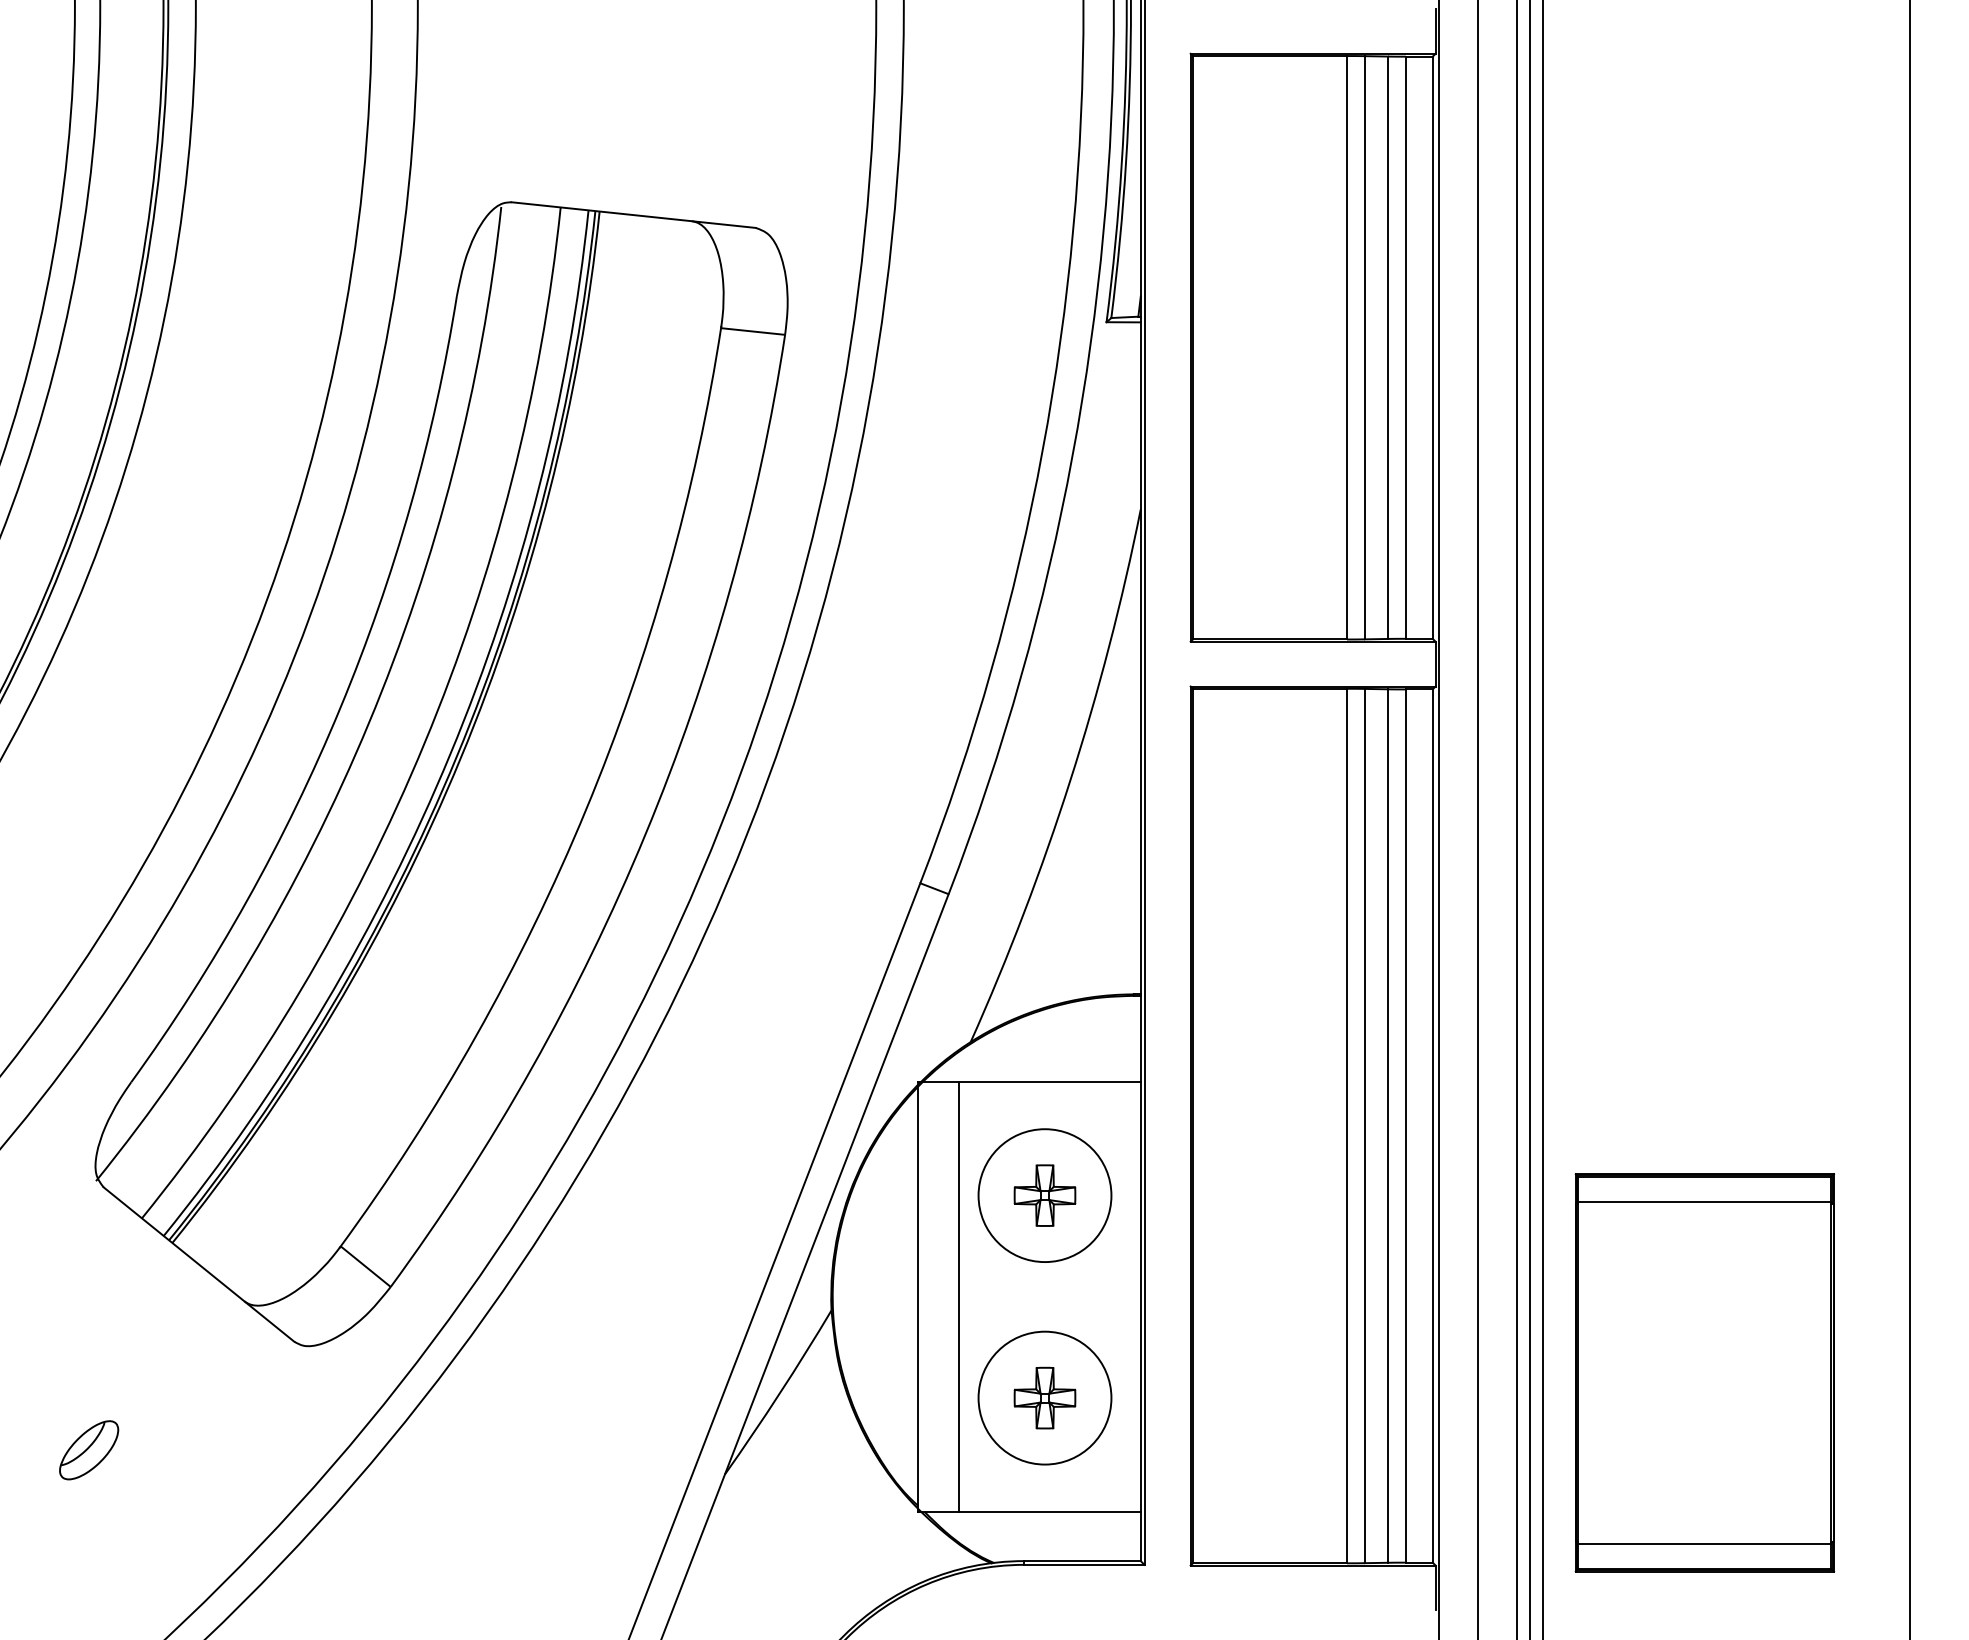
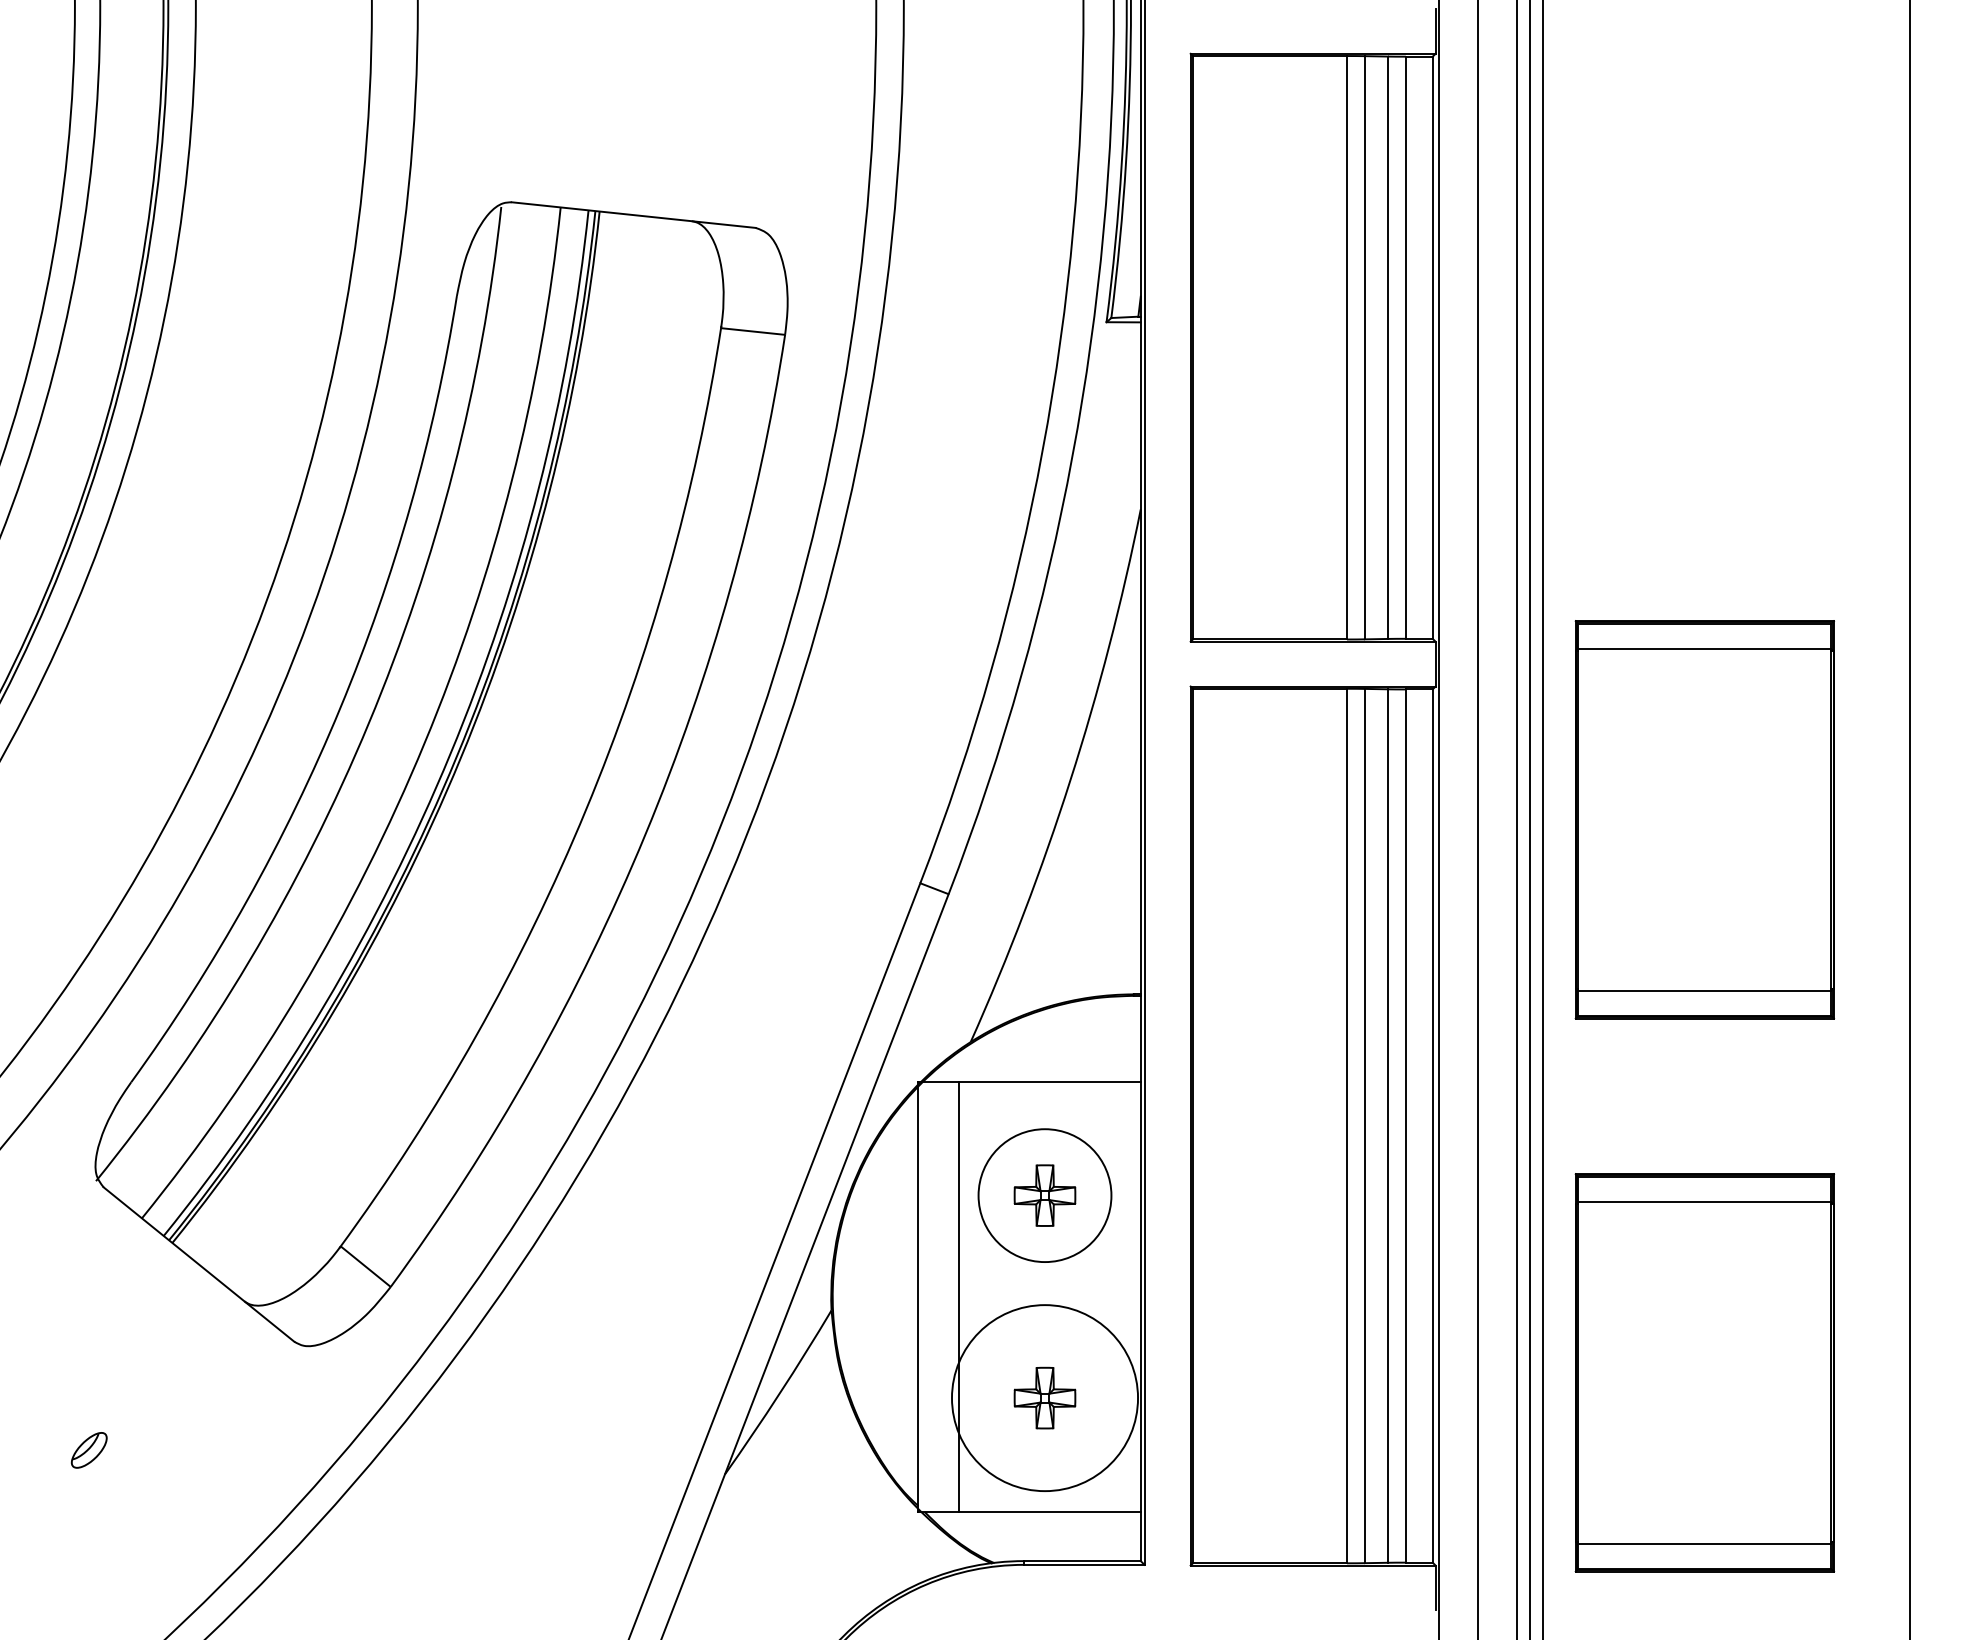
part: none -> present (1704, 819)
circle diameter: 133 px -> 186 px (1044, 1398)
part size: 61x61 px -> 37x37 px (89, 1450)
